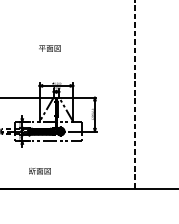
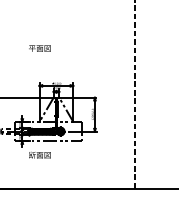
text position: (49, 48) -> (39, 48) (39, 48)
text position: (39, 170) -> (39, 154) (39, 154)
